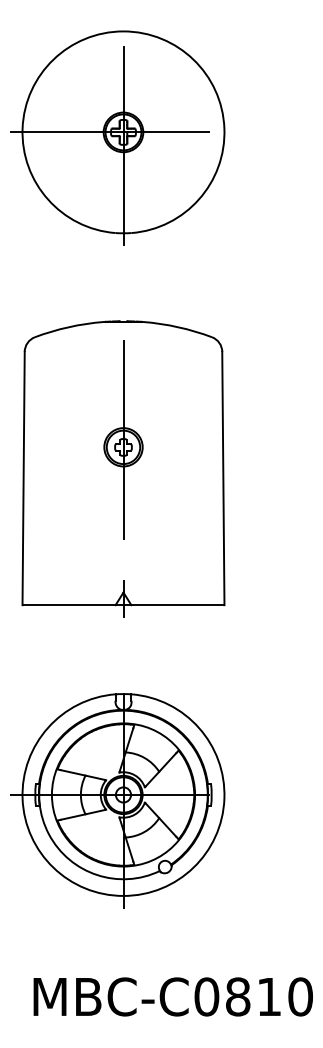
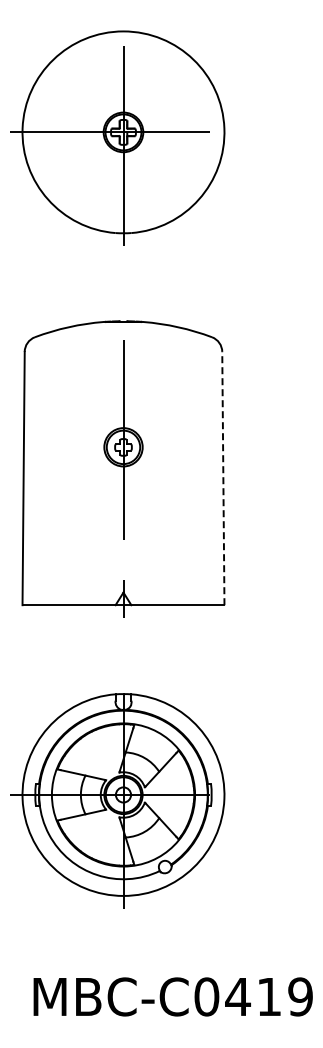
line: solid -> dashed (223, 478)
text: MBC-C0810 -> MBC-C0419 (268, 996)
